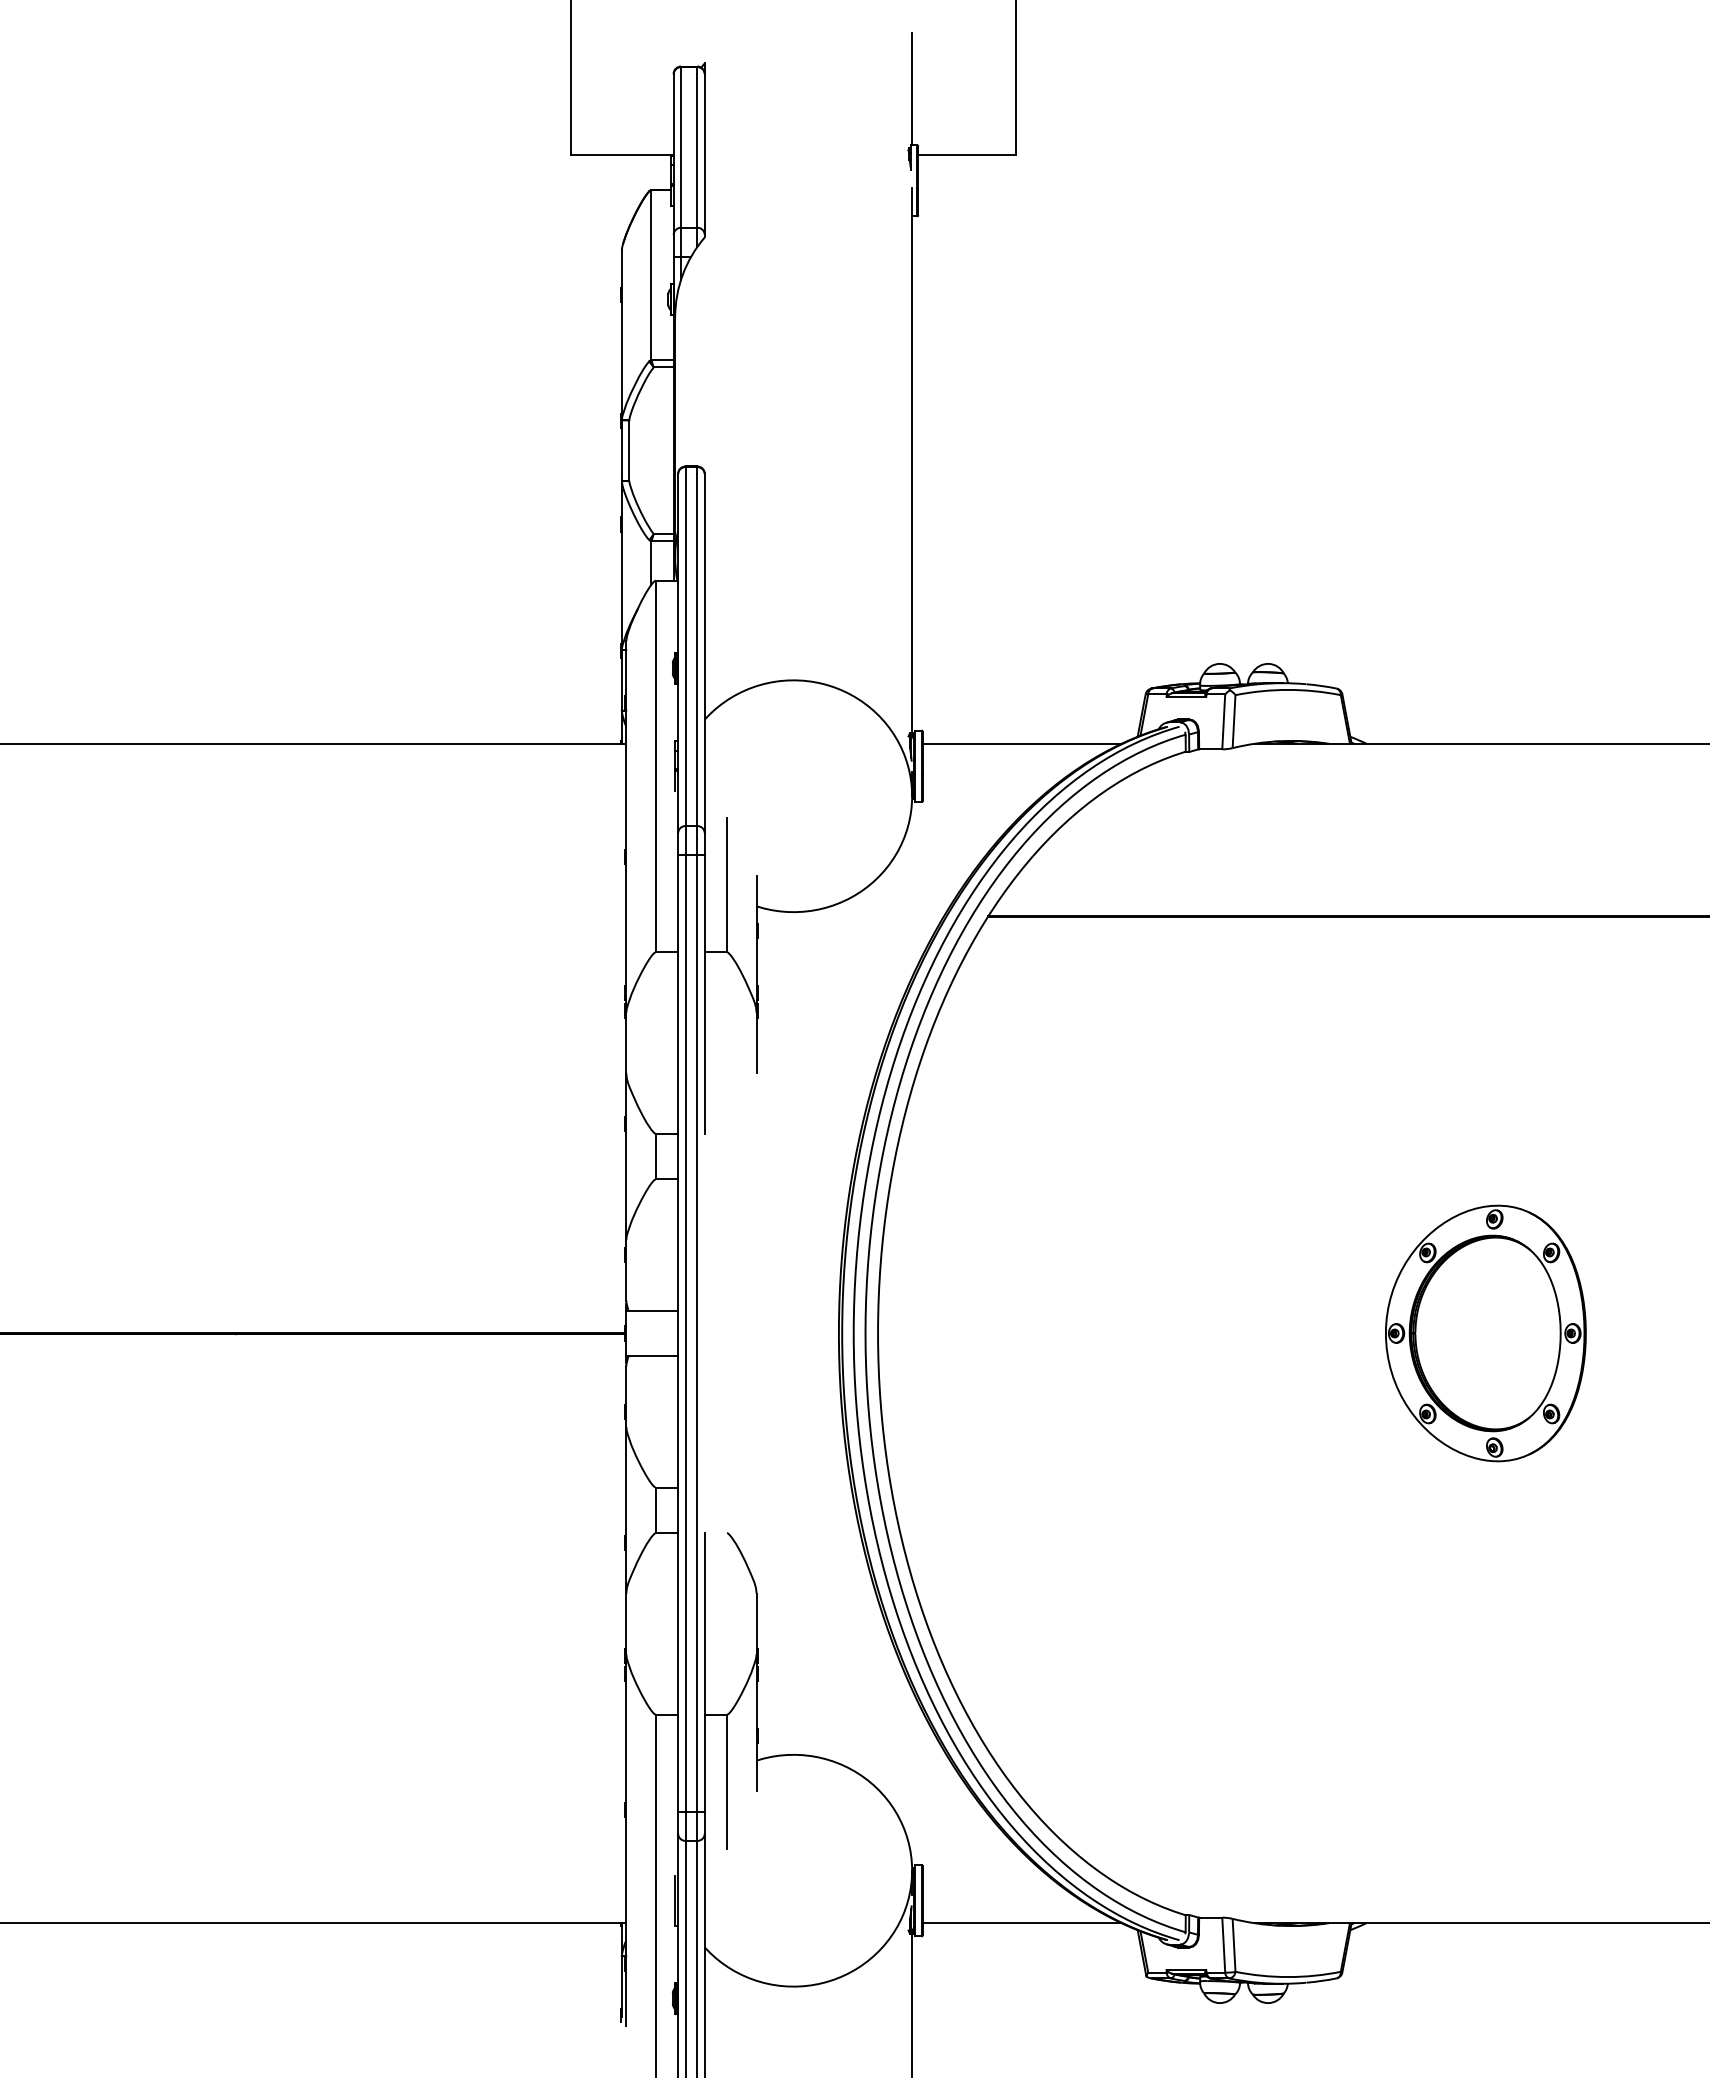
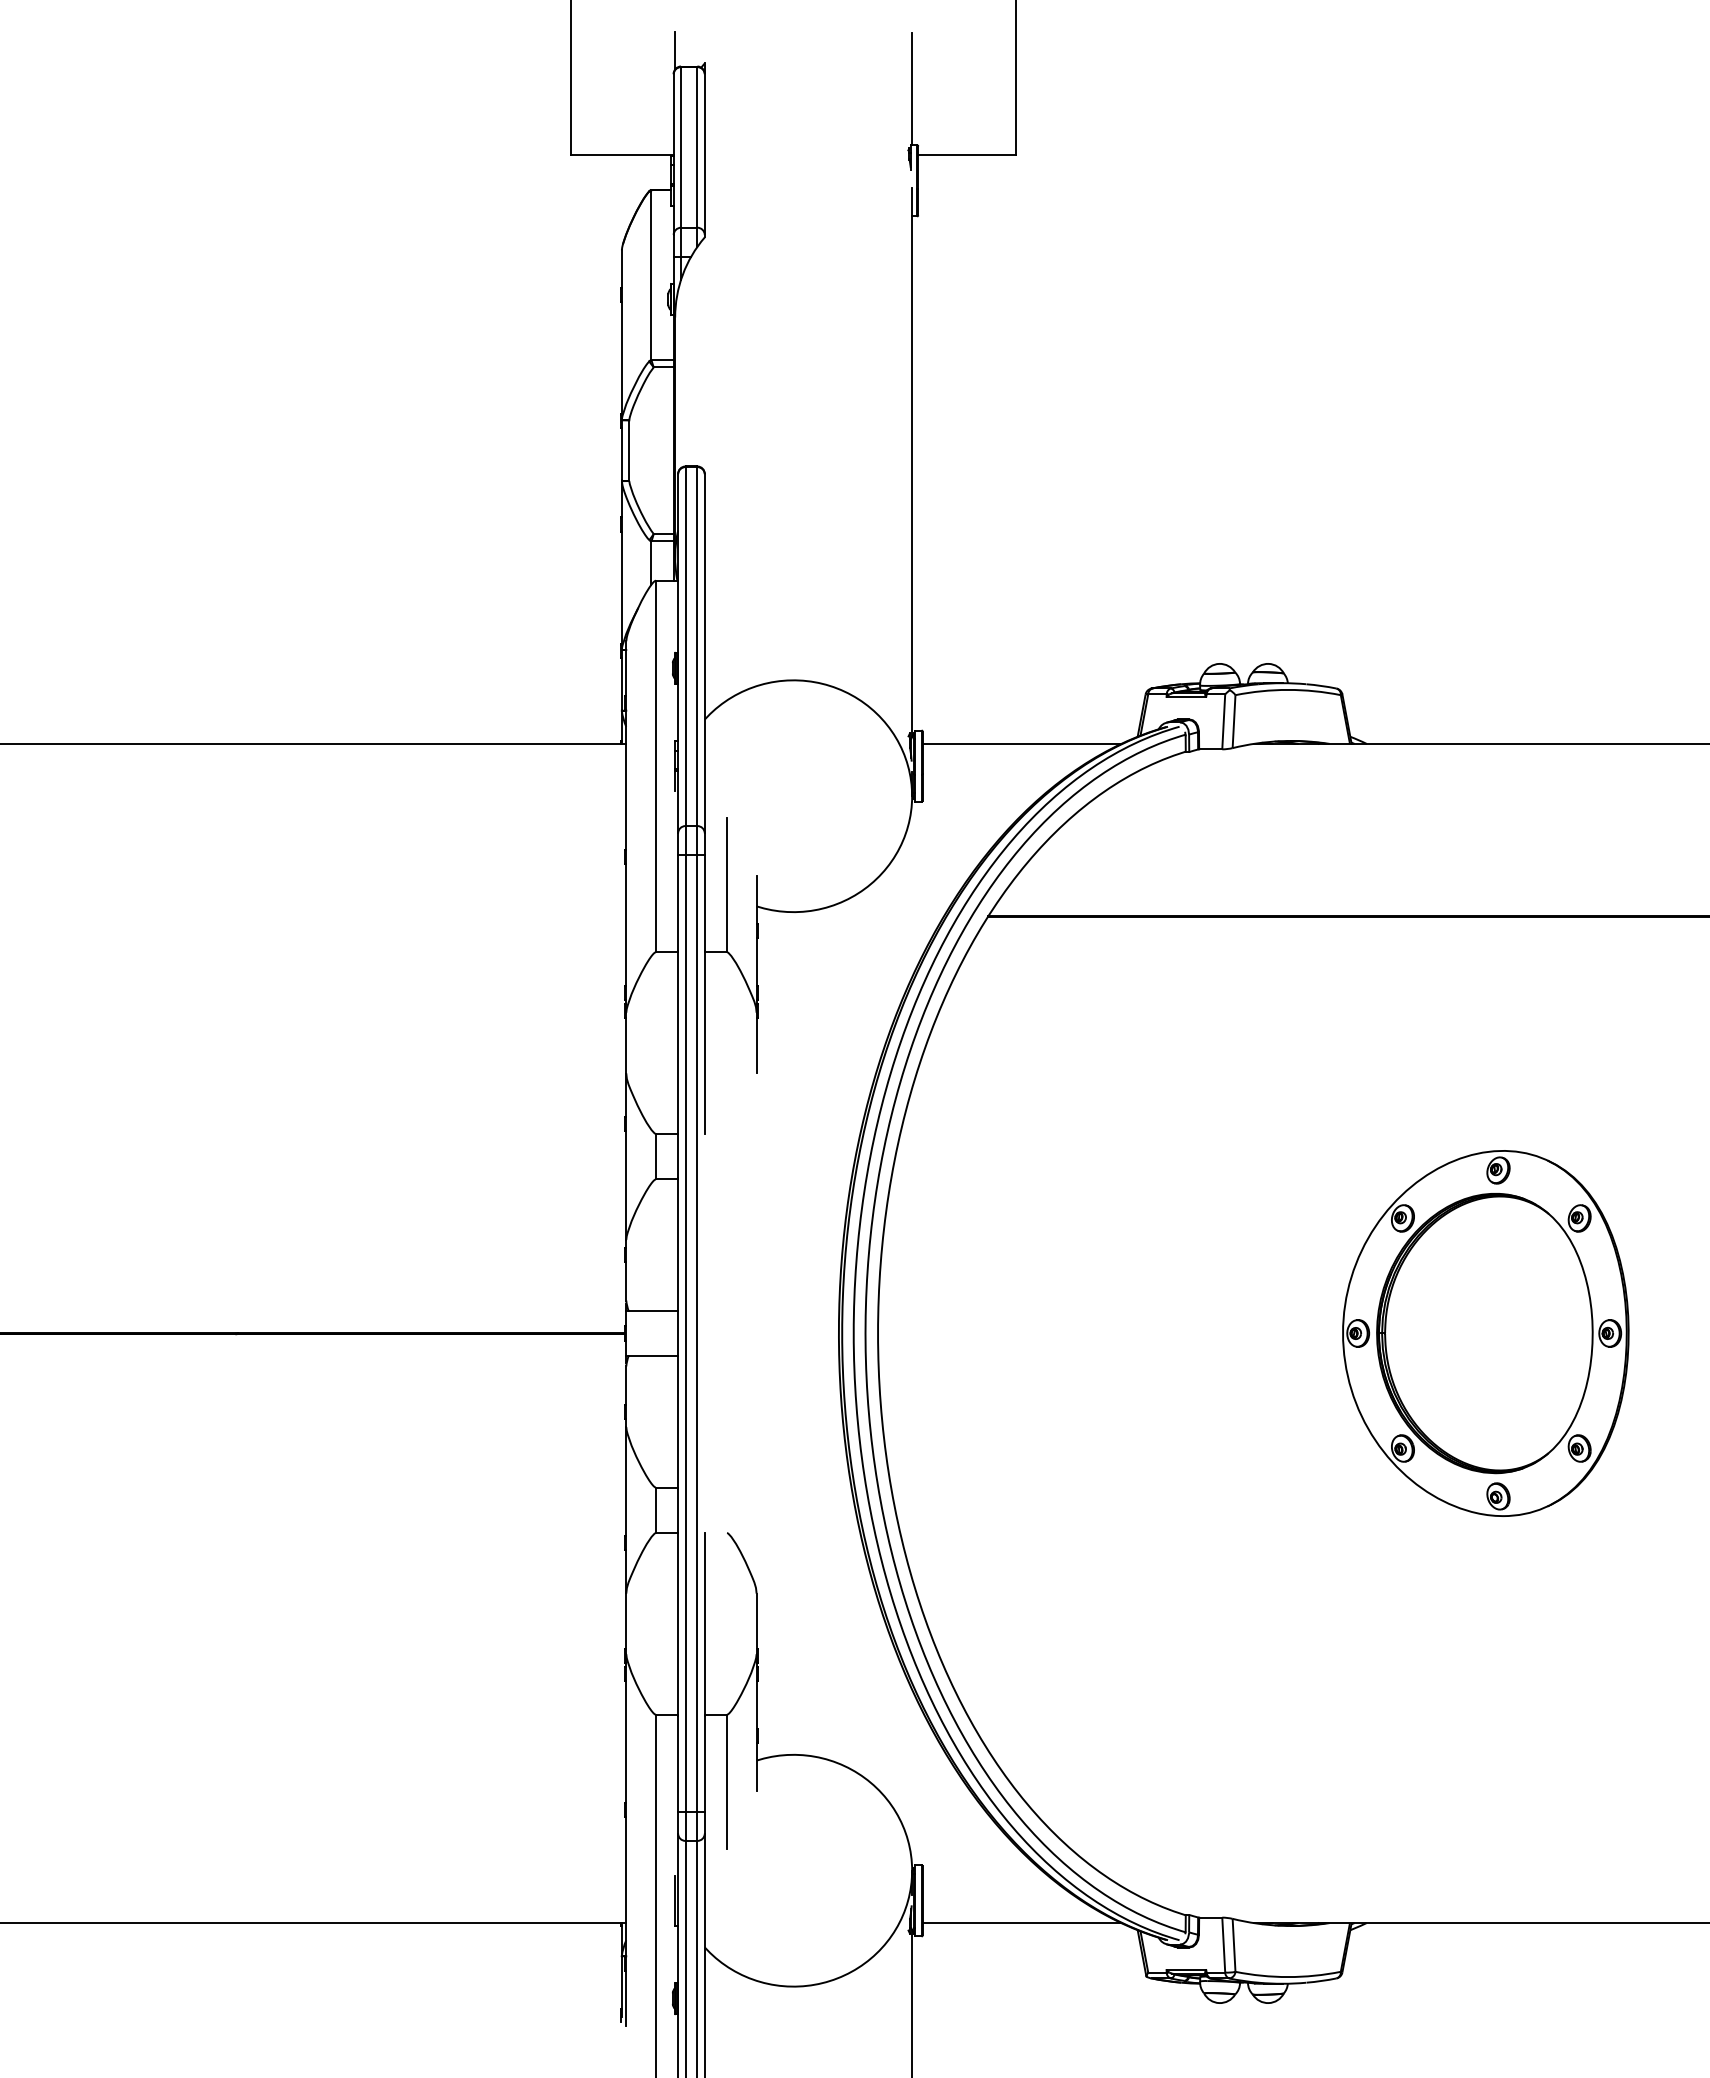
line: none -> present (675, 50)
part size: 202x259 px -> 288x367 px (1485, 1333)
